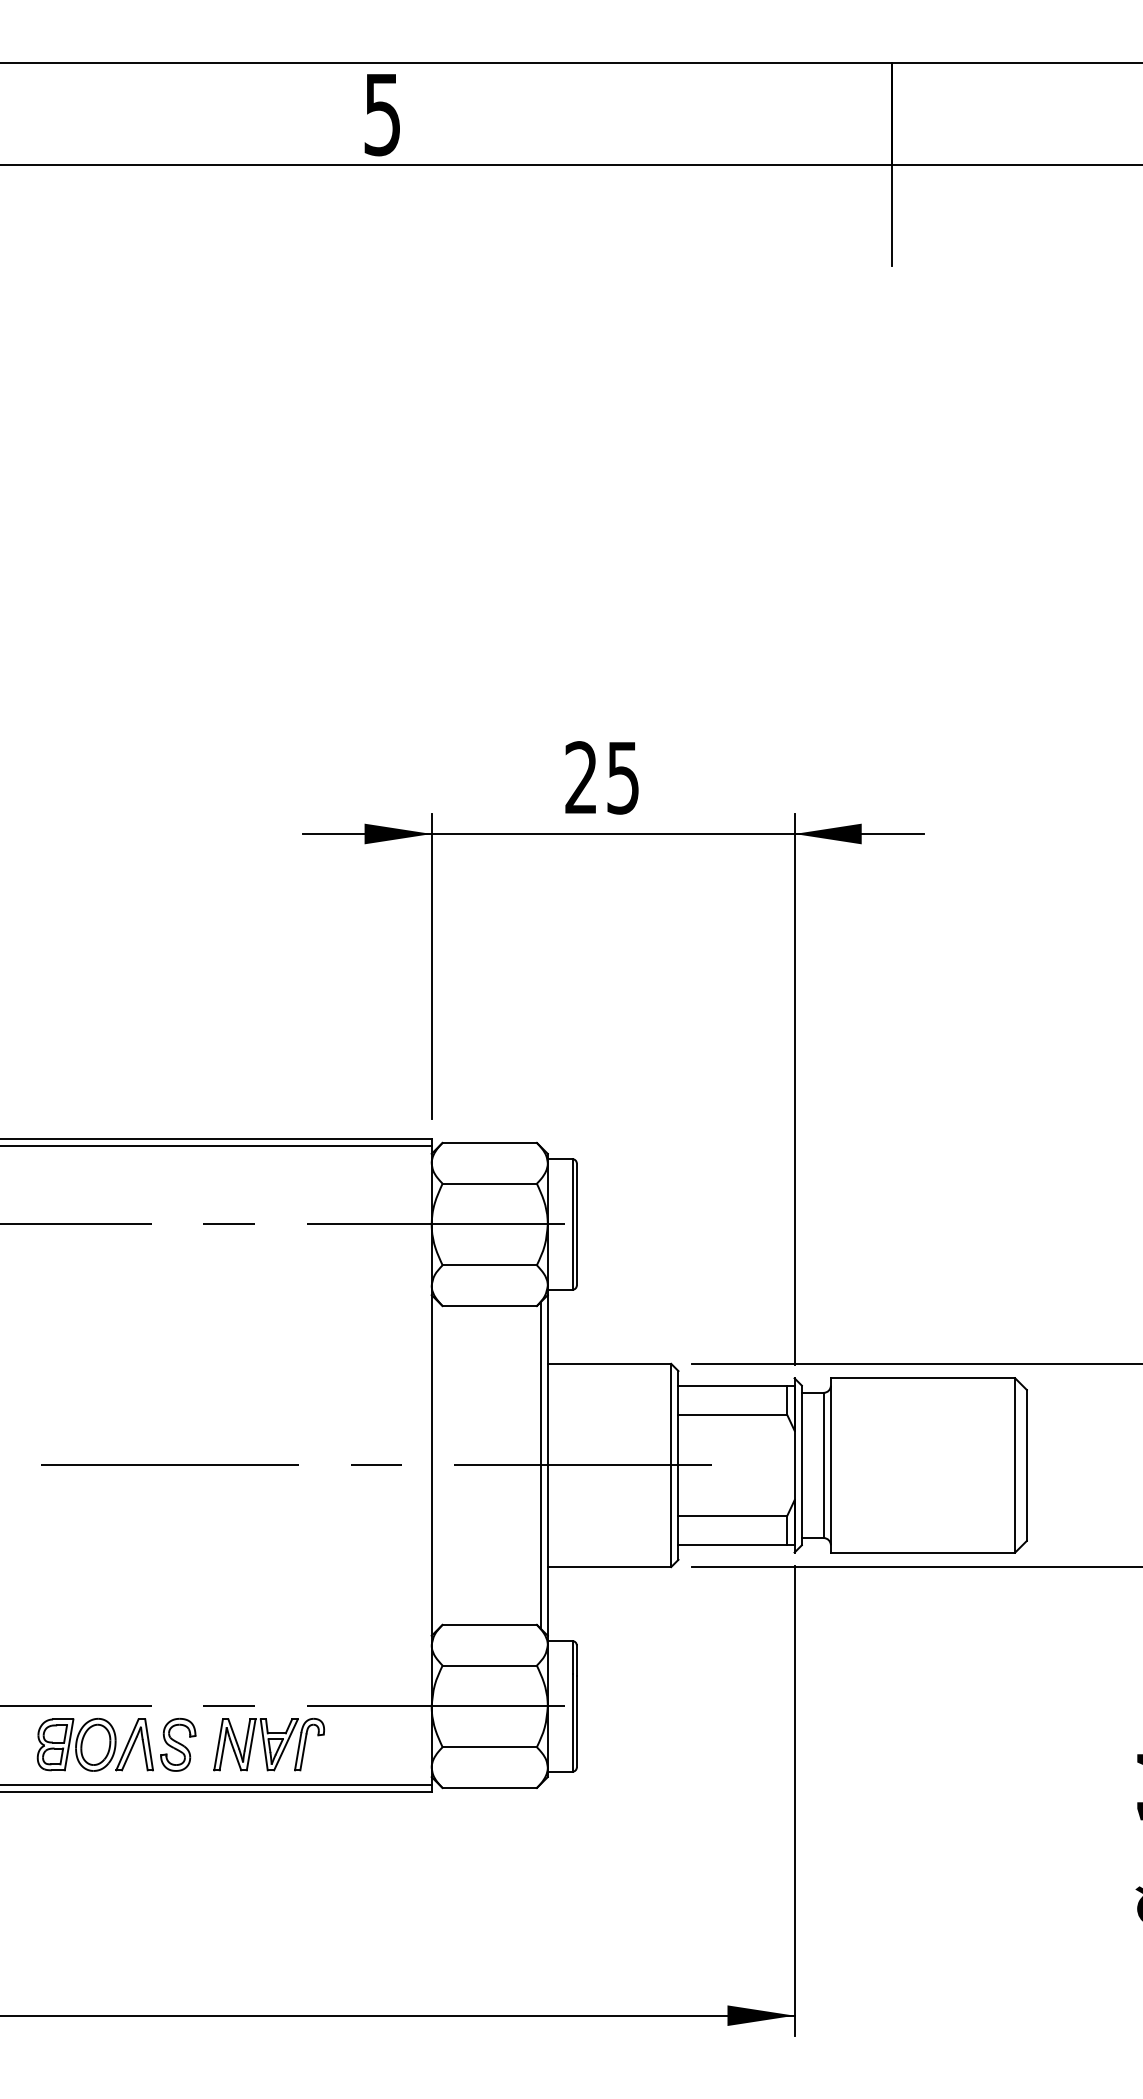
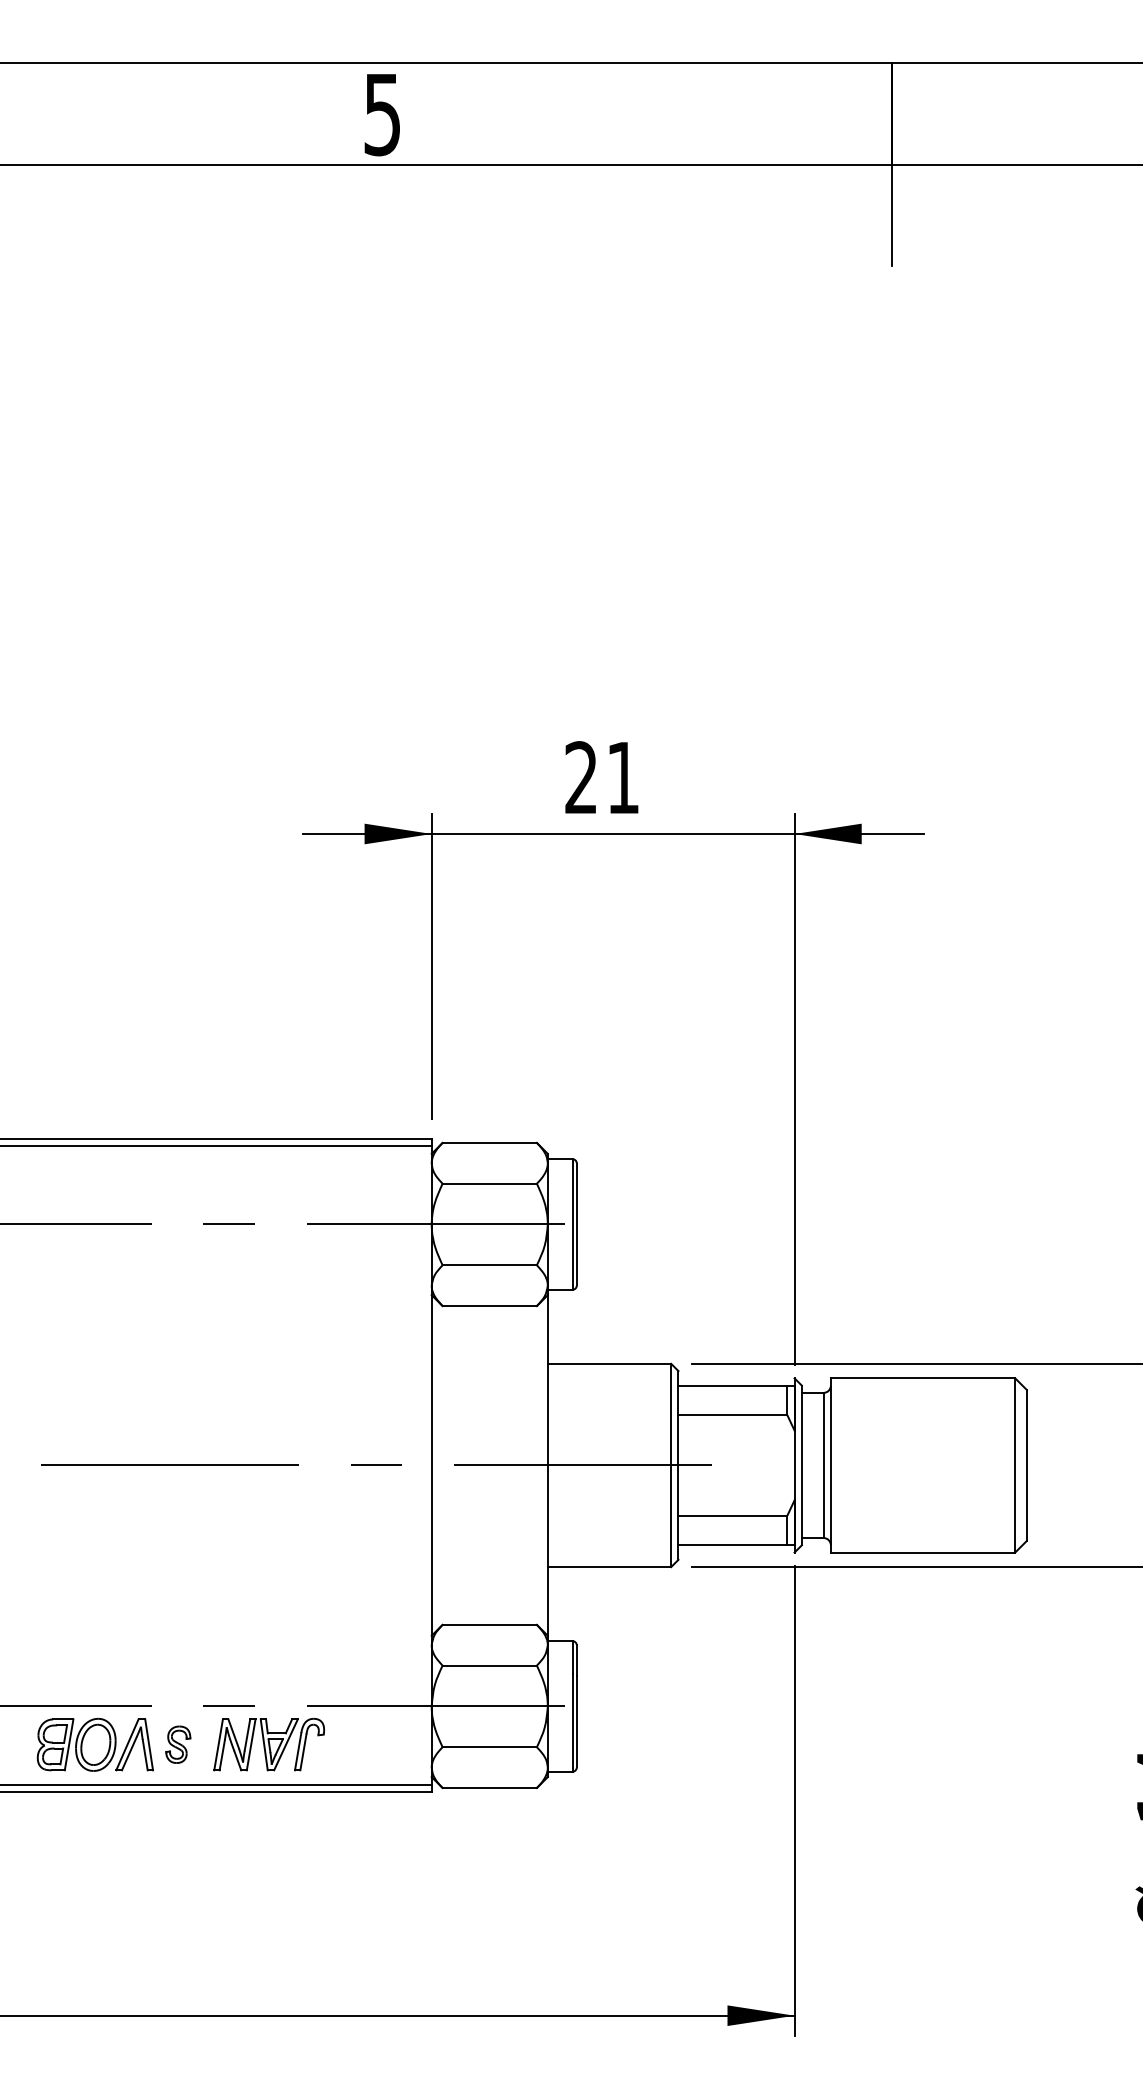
text: 25 -> 21 (622, 778)
line: present -> none (540, 1465)
part size: 37x55 px -> 27x39 px (178, 1744)
